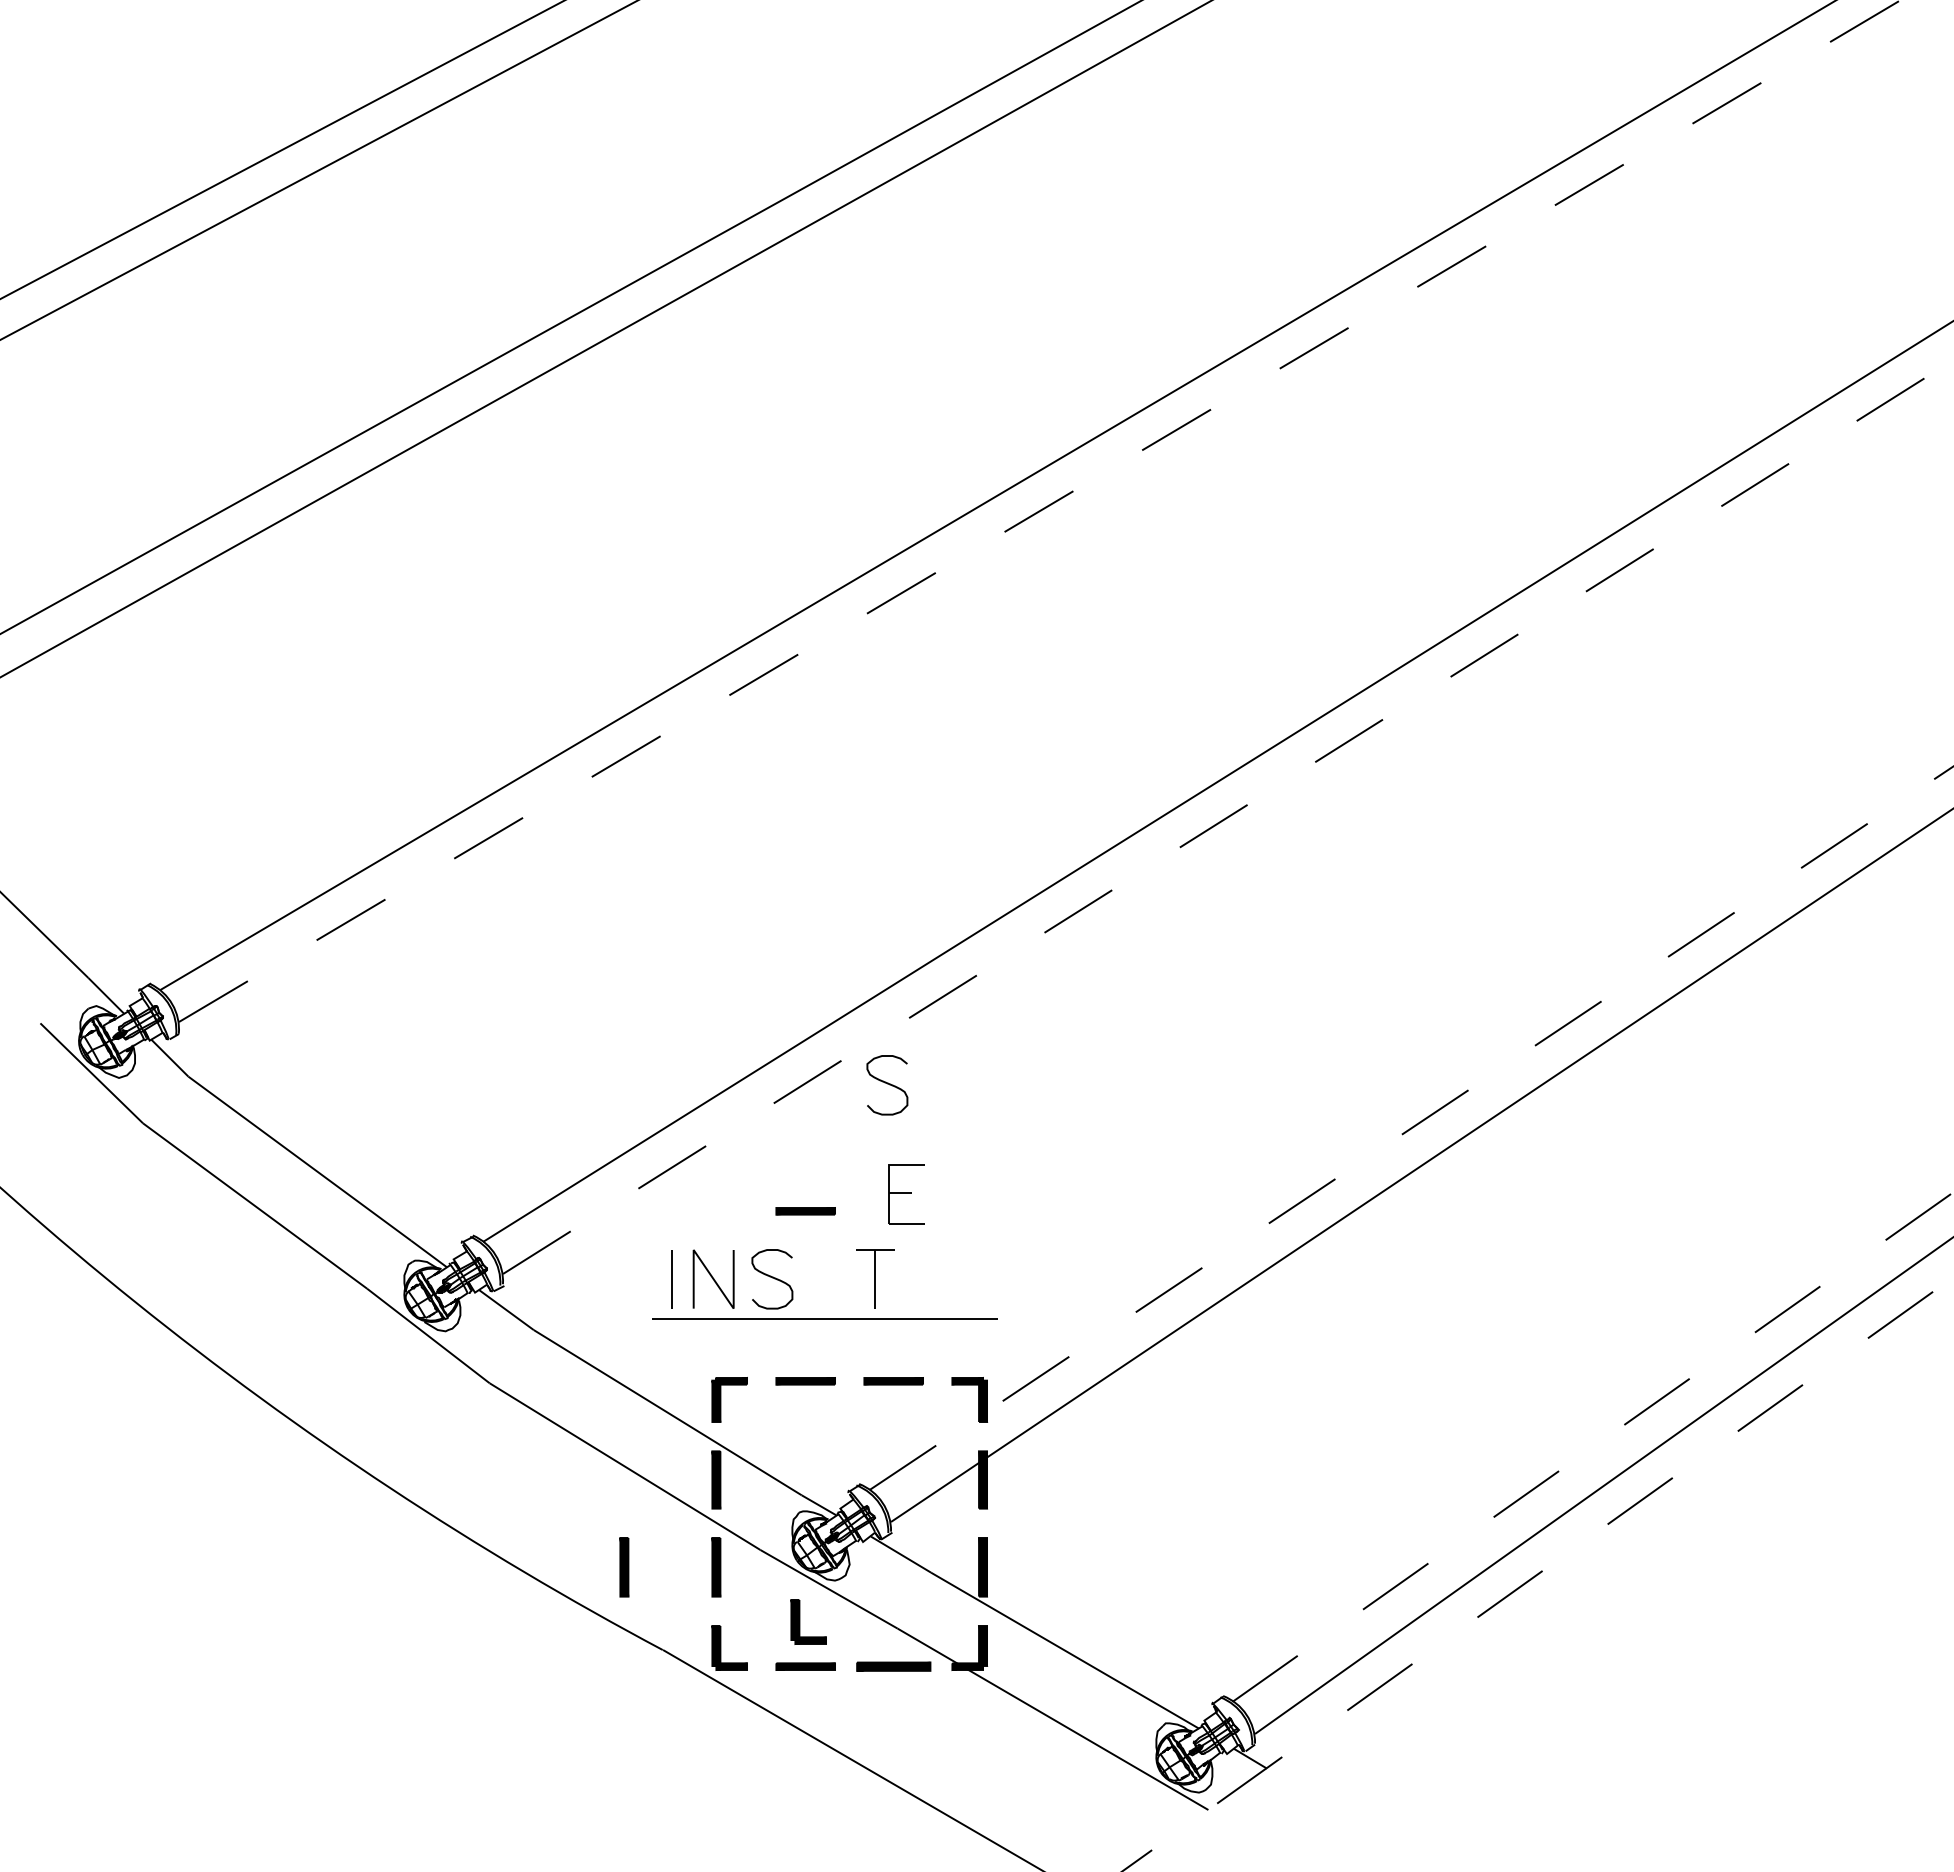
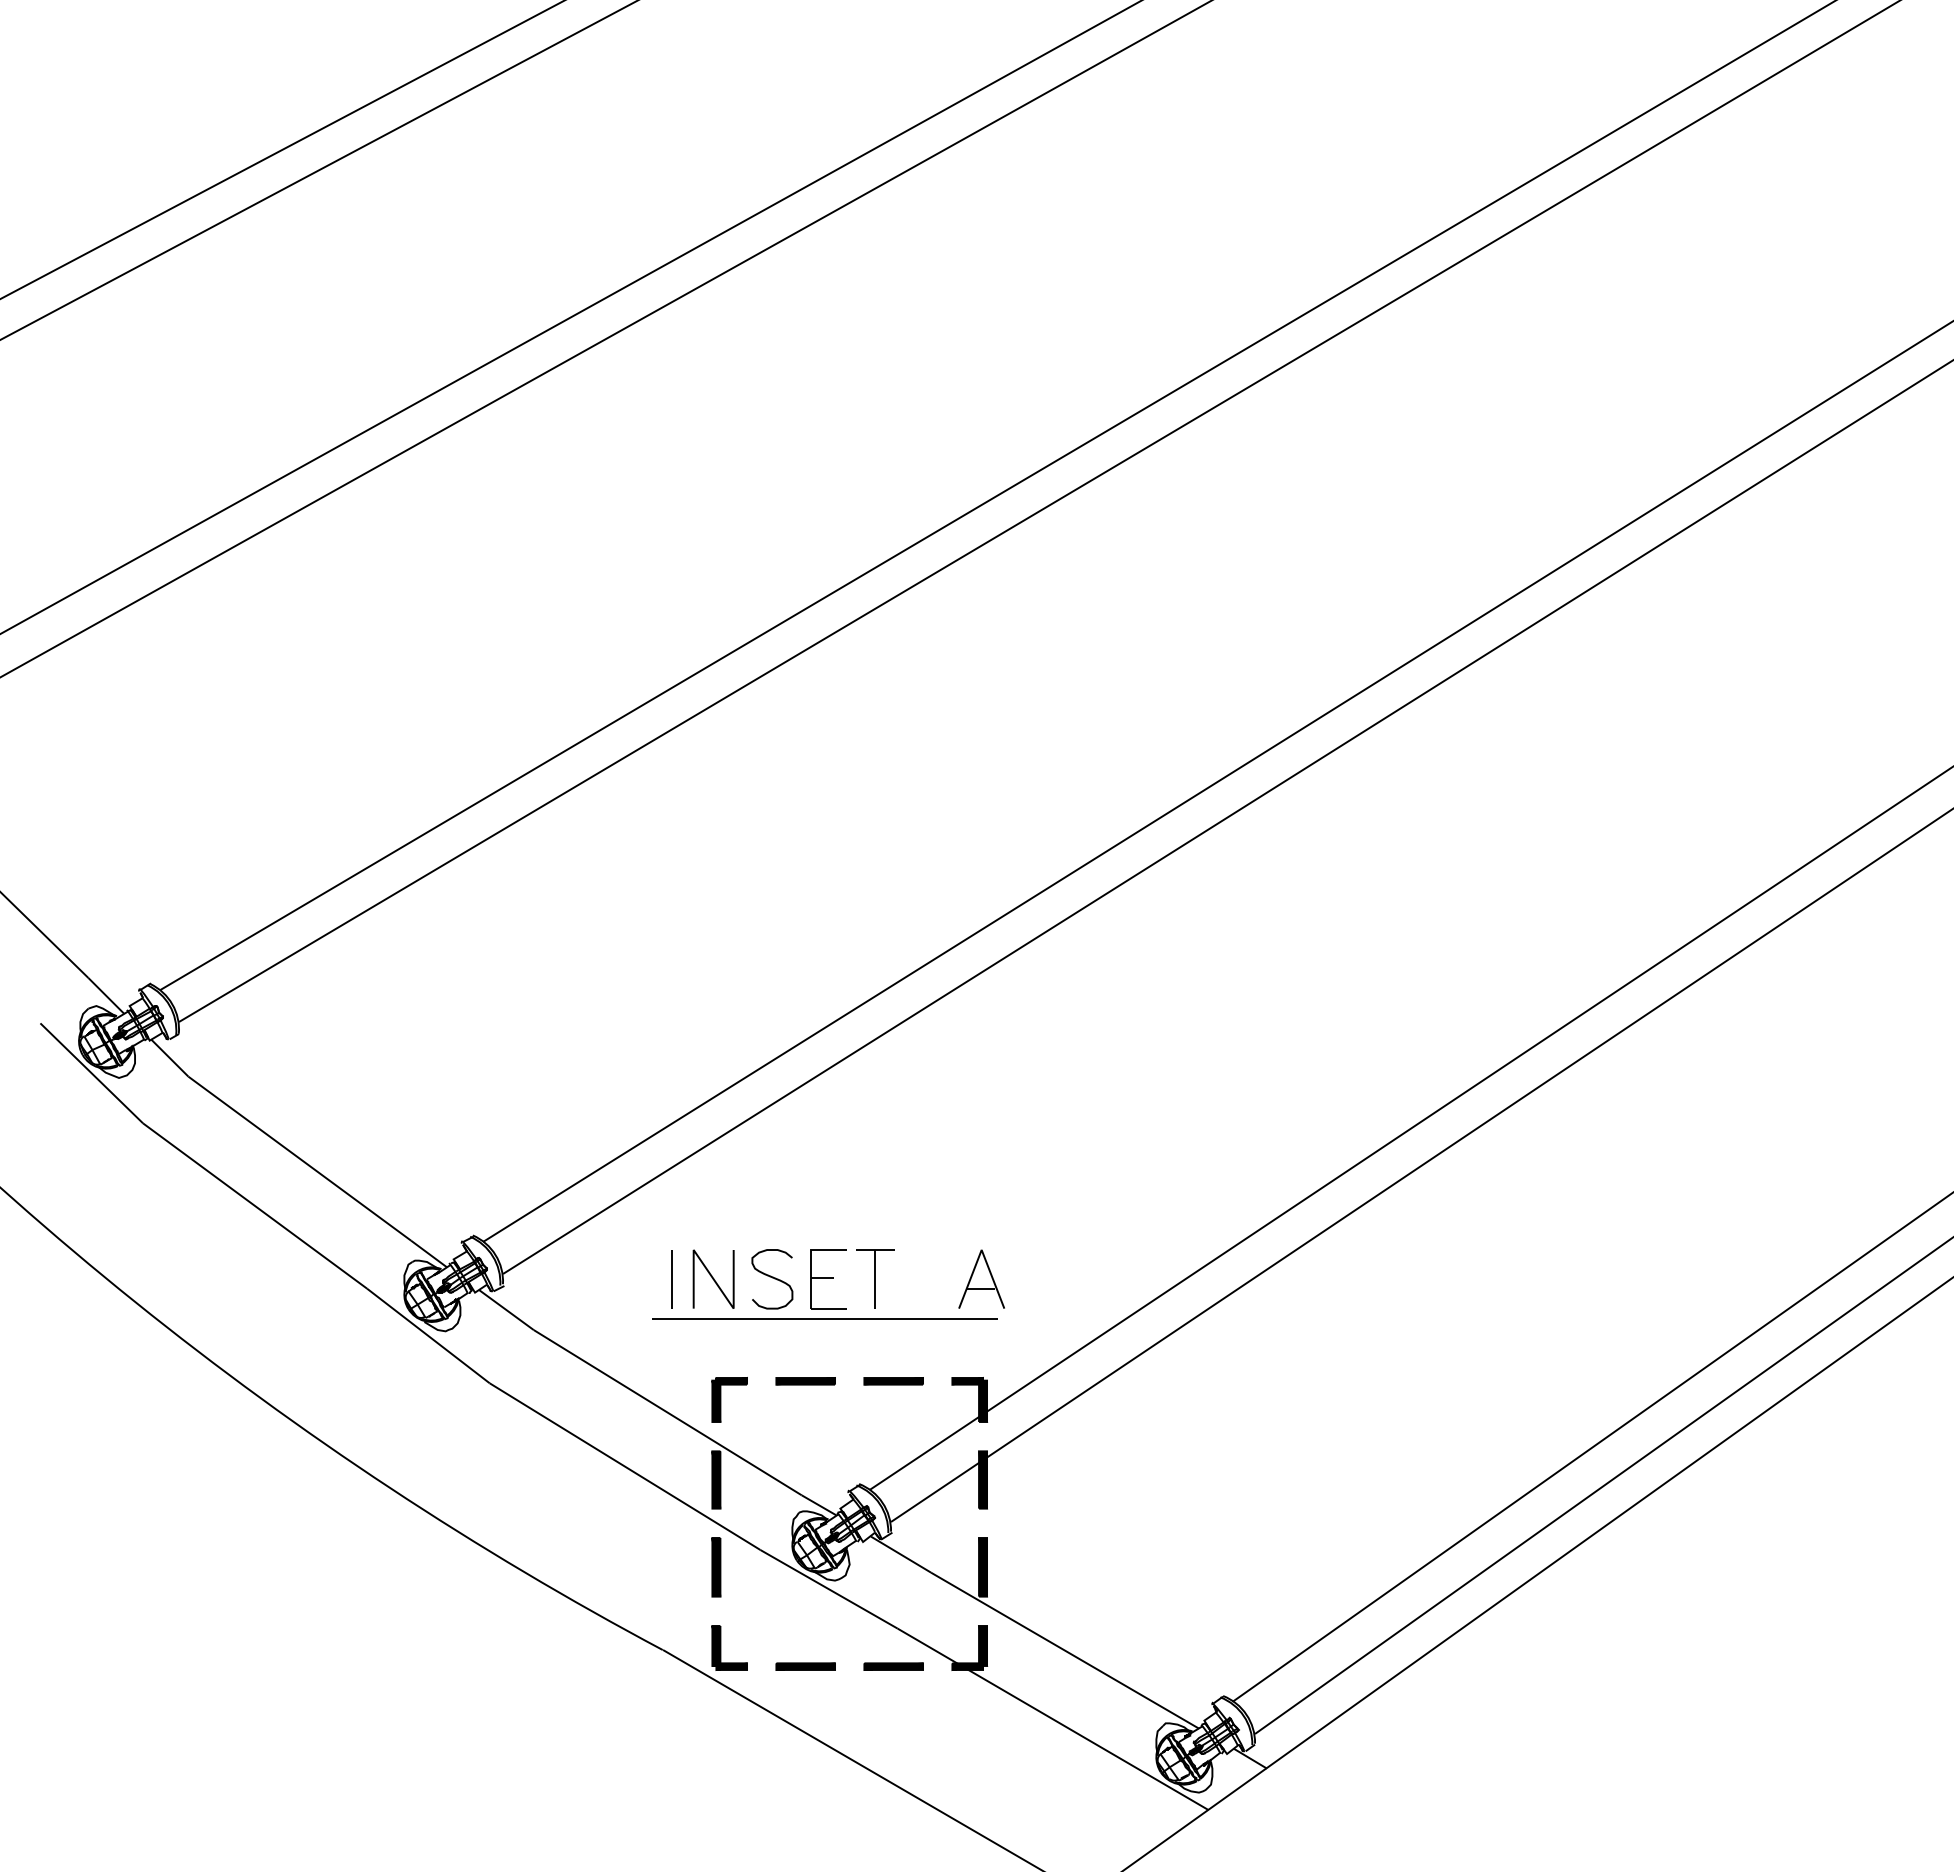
line: dashed -> solid (1040, 510)
line: dashed -> solid (1228, 816)
curve: present -> none (887, 1084)
line: dashed -> solid (1411, 1128)
part position: (906, 1194) -> (828, 1279) (828, 1279)
part: present -> none (805, 1211)
part: none -> present (981, 1278)
line: dashed -> solid (1593, 1446)
part: present -> none (624, 1567)
line: dashed -> solid (1537, 1574)
part: present -> none (800, 1621)
part size: 76x11 px -> 61x9 px (893, 1666)
